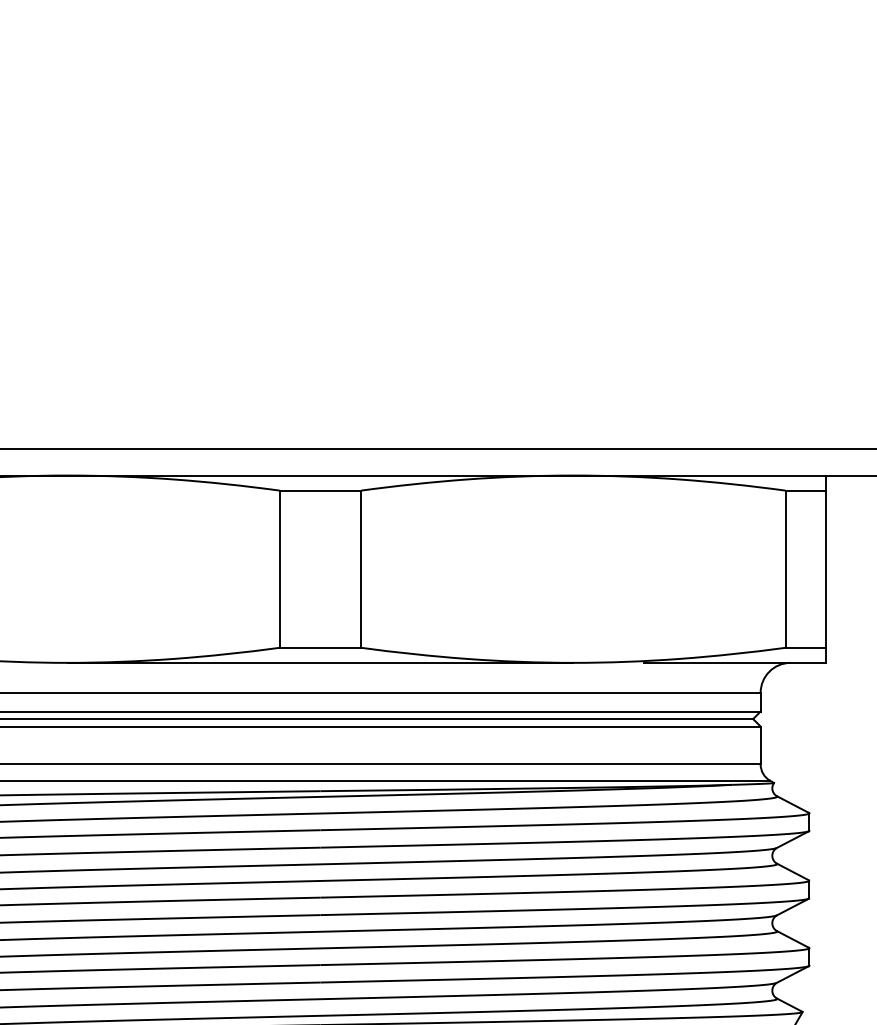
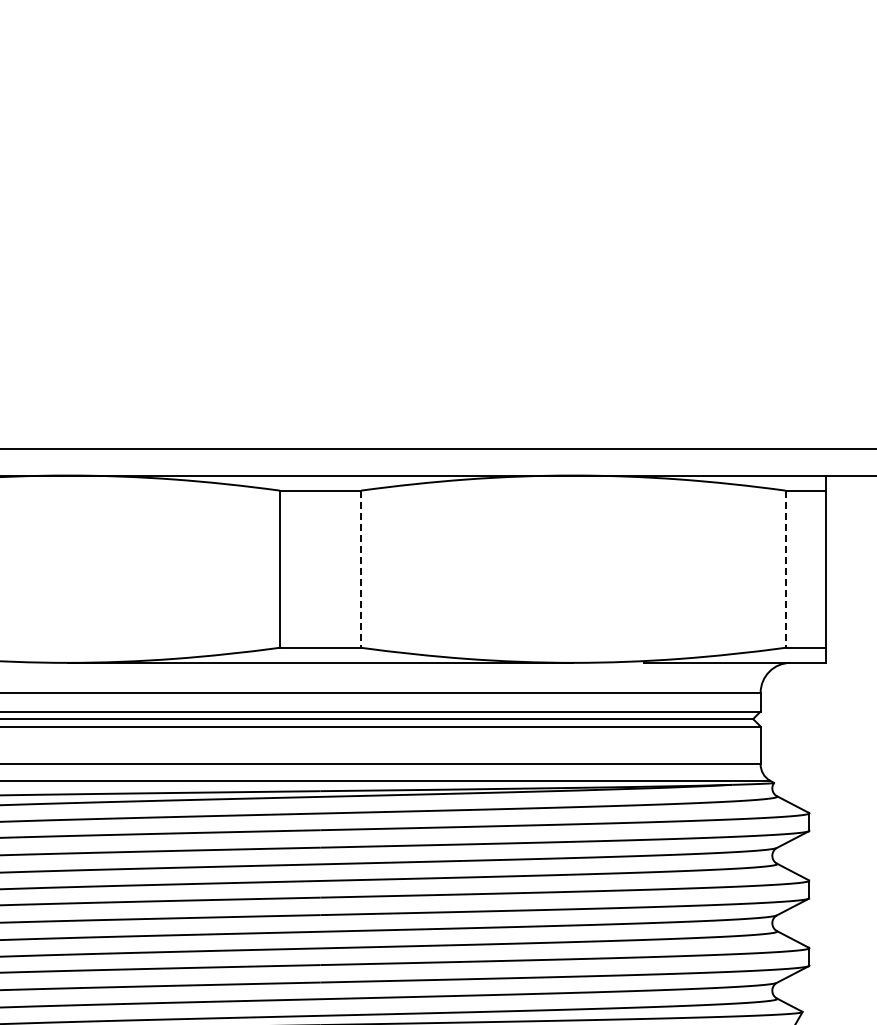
line: solid -> dashed (361, 569)
line: solid -> dashed (785, 569)
